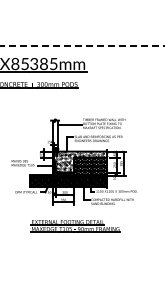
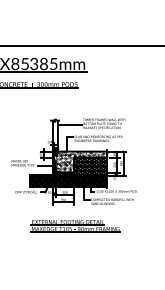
line: dashed -> solid (82, 46)
